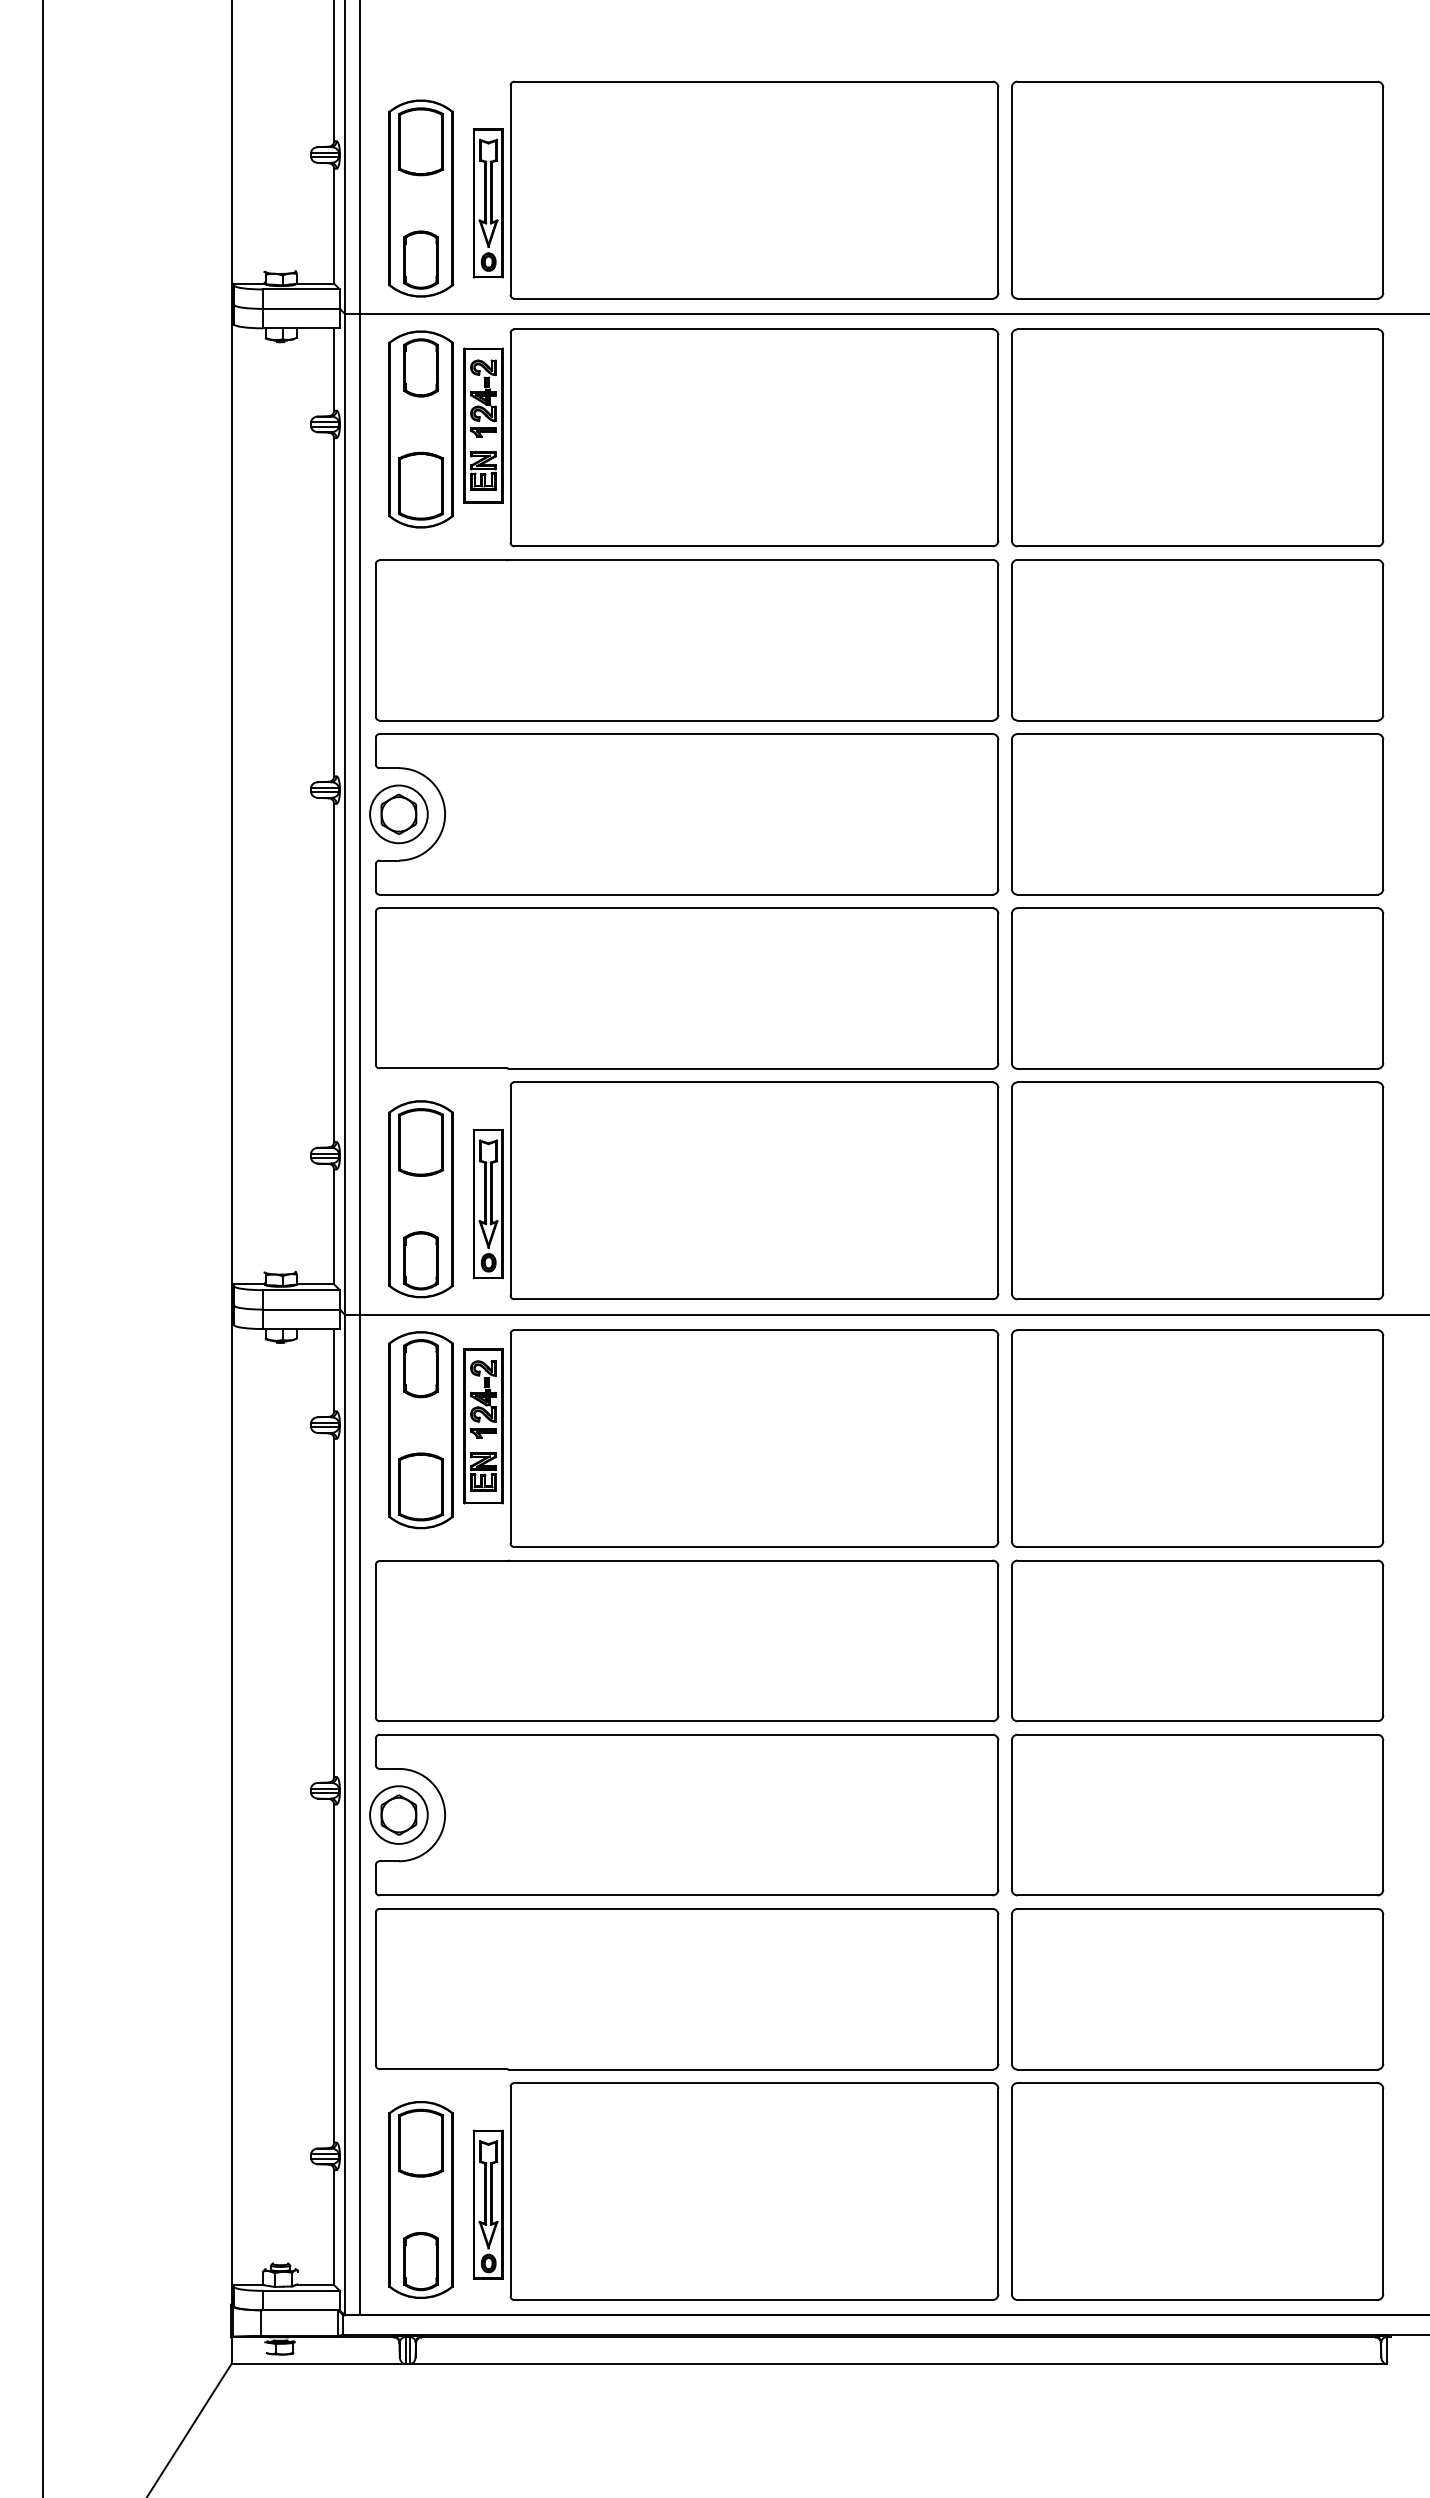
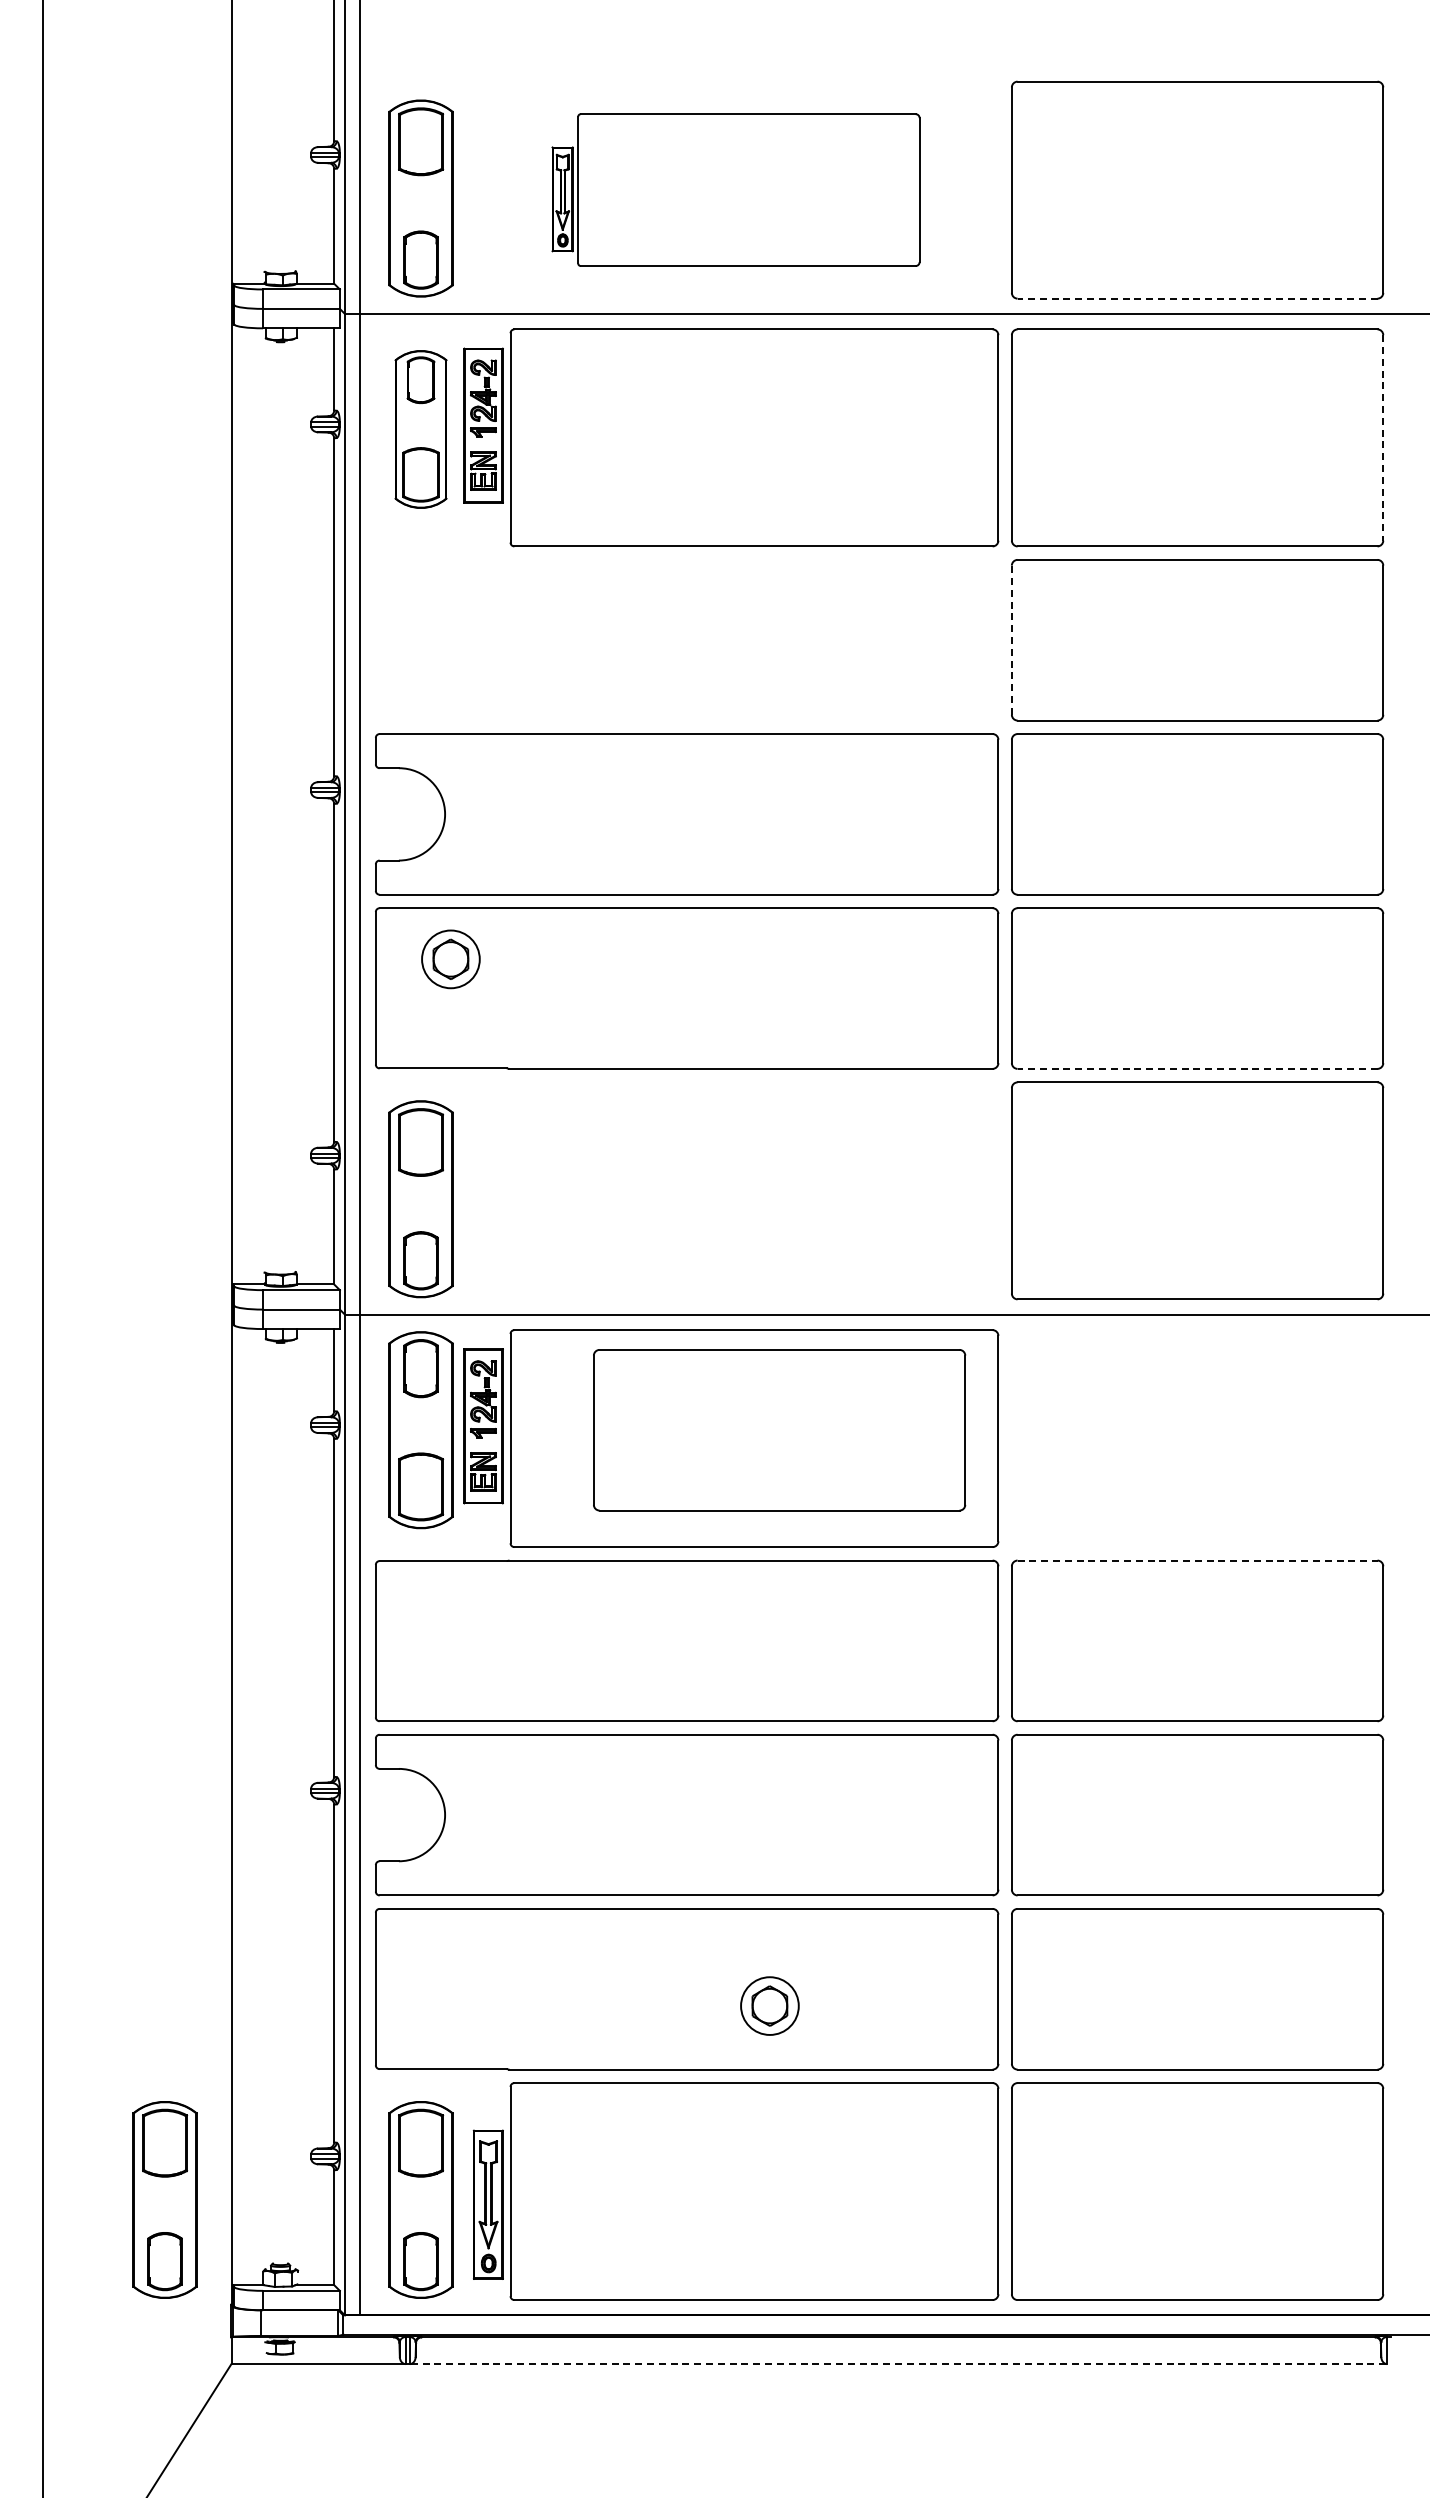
part size: 528x220 px -> 370x154 px (735, 189)
line: solid -> dashed (1197, 298)
part size: 66x199 px -> 54x159 px (420, 429)
line: solid -> dashed (1383, 437)
part: present -> none (687, 640)
line: solid -> dashed (1011, 640)
part position: (398, 814) -> (450, 959) (450, 959)
line: solid -> dashed (1197, 1068)
part: present -> none (736, 1190)
part: none -> present (779, 1430)
part: present -> none (1197, 1438)
line: solid -> dashed (1197, 1560)
part position: (398, 1814) -> (769, 2005) (769, 2005)
part: none -> present (164, 2199)
line: solid -> dashed (898, 2364)
